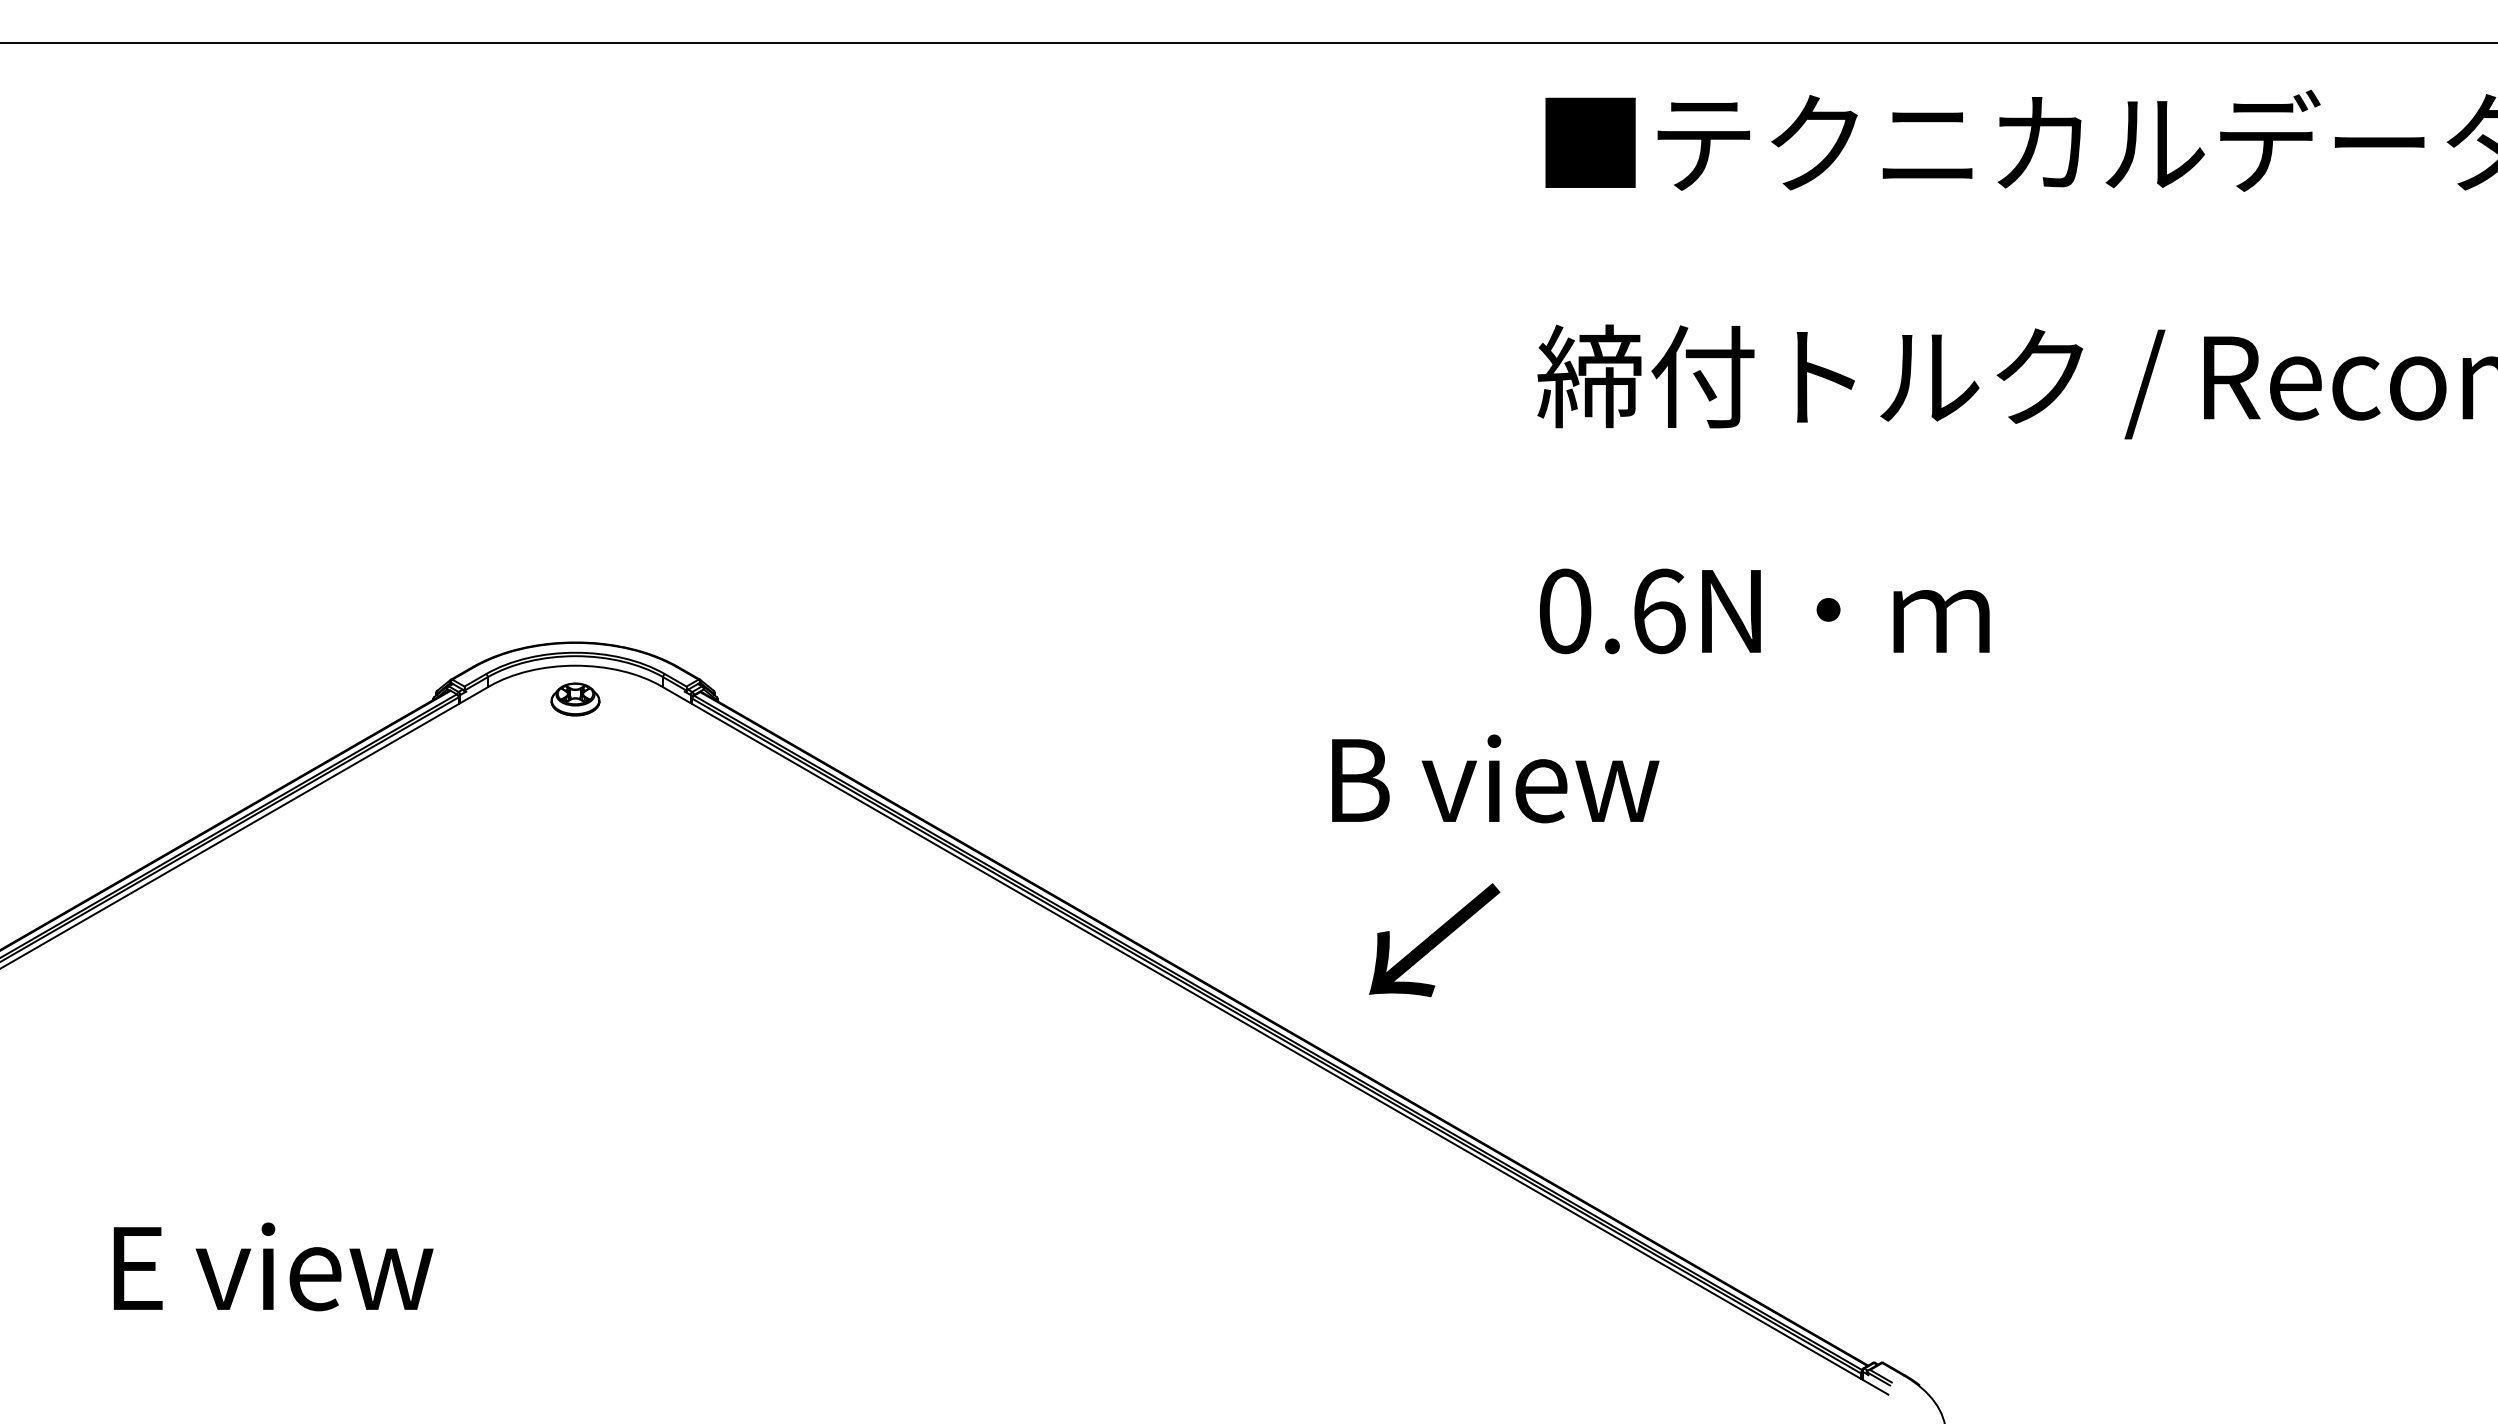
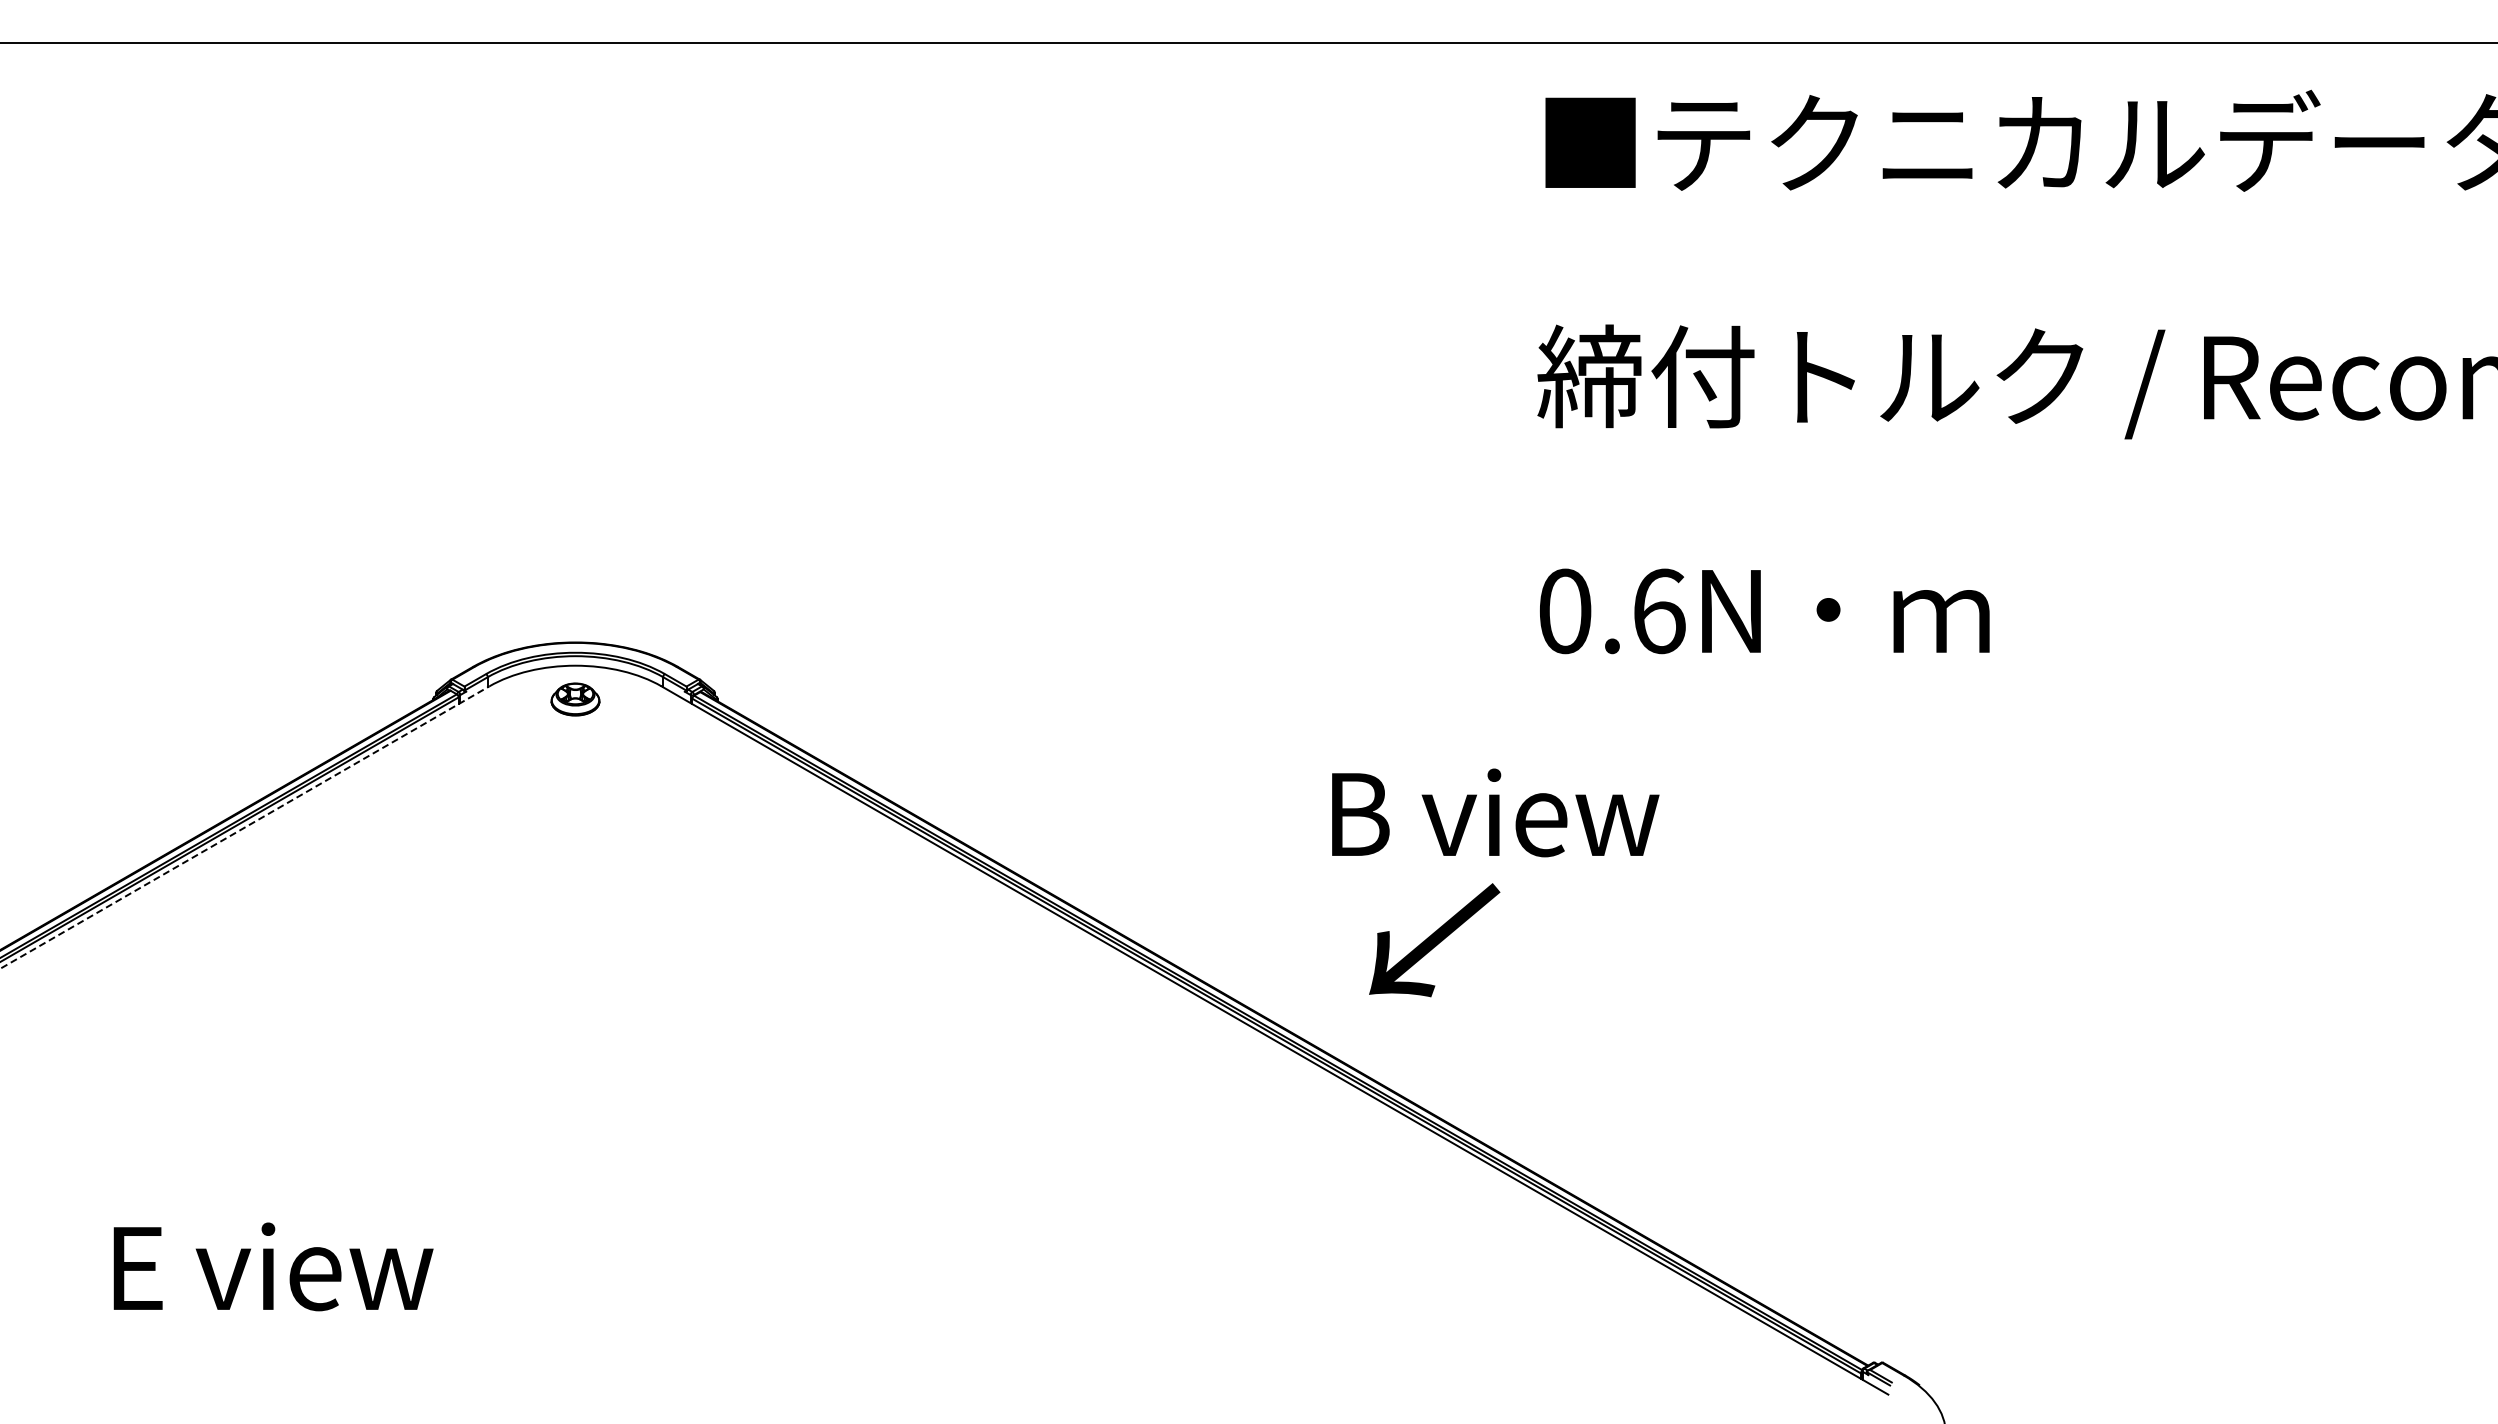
text position: (1495, 778) -> (1495, 812) (1495, 812)
line: solid -> dashed (245, 827)
